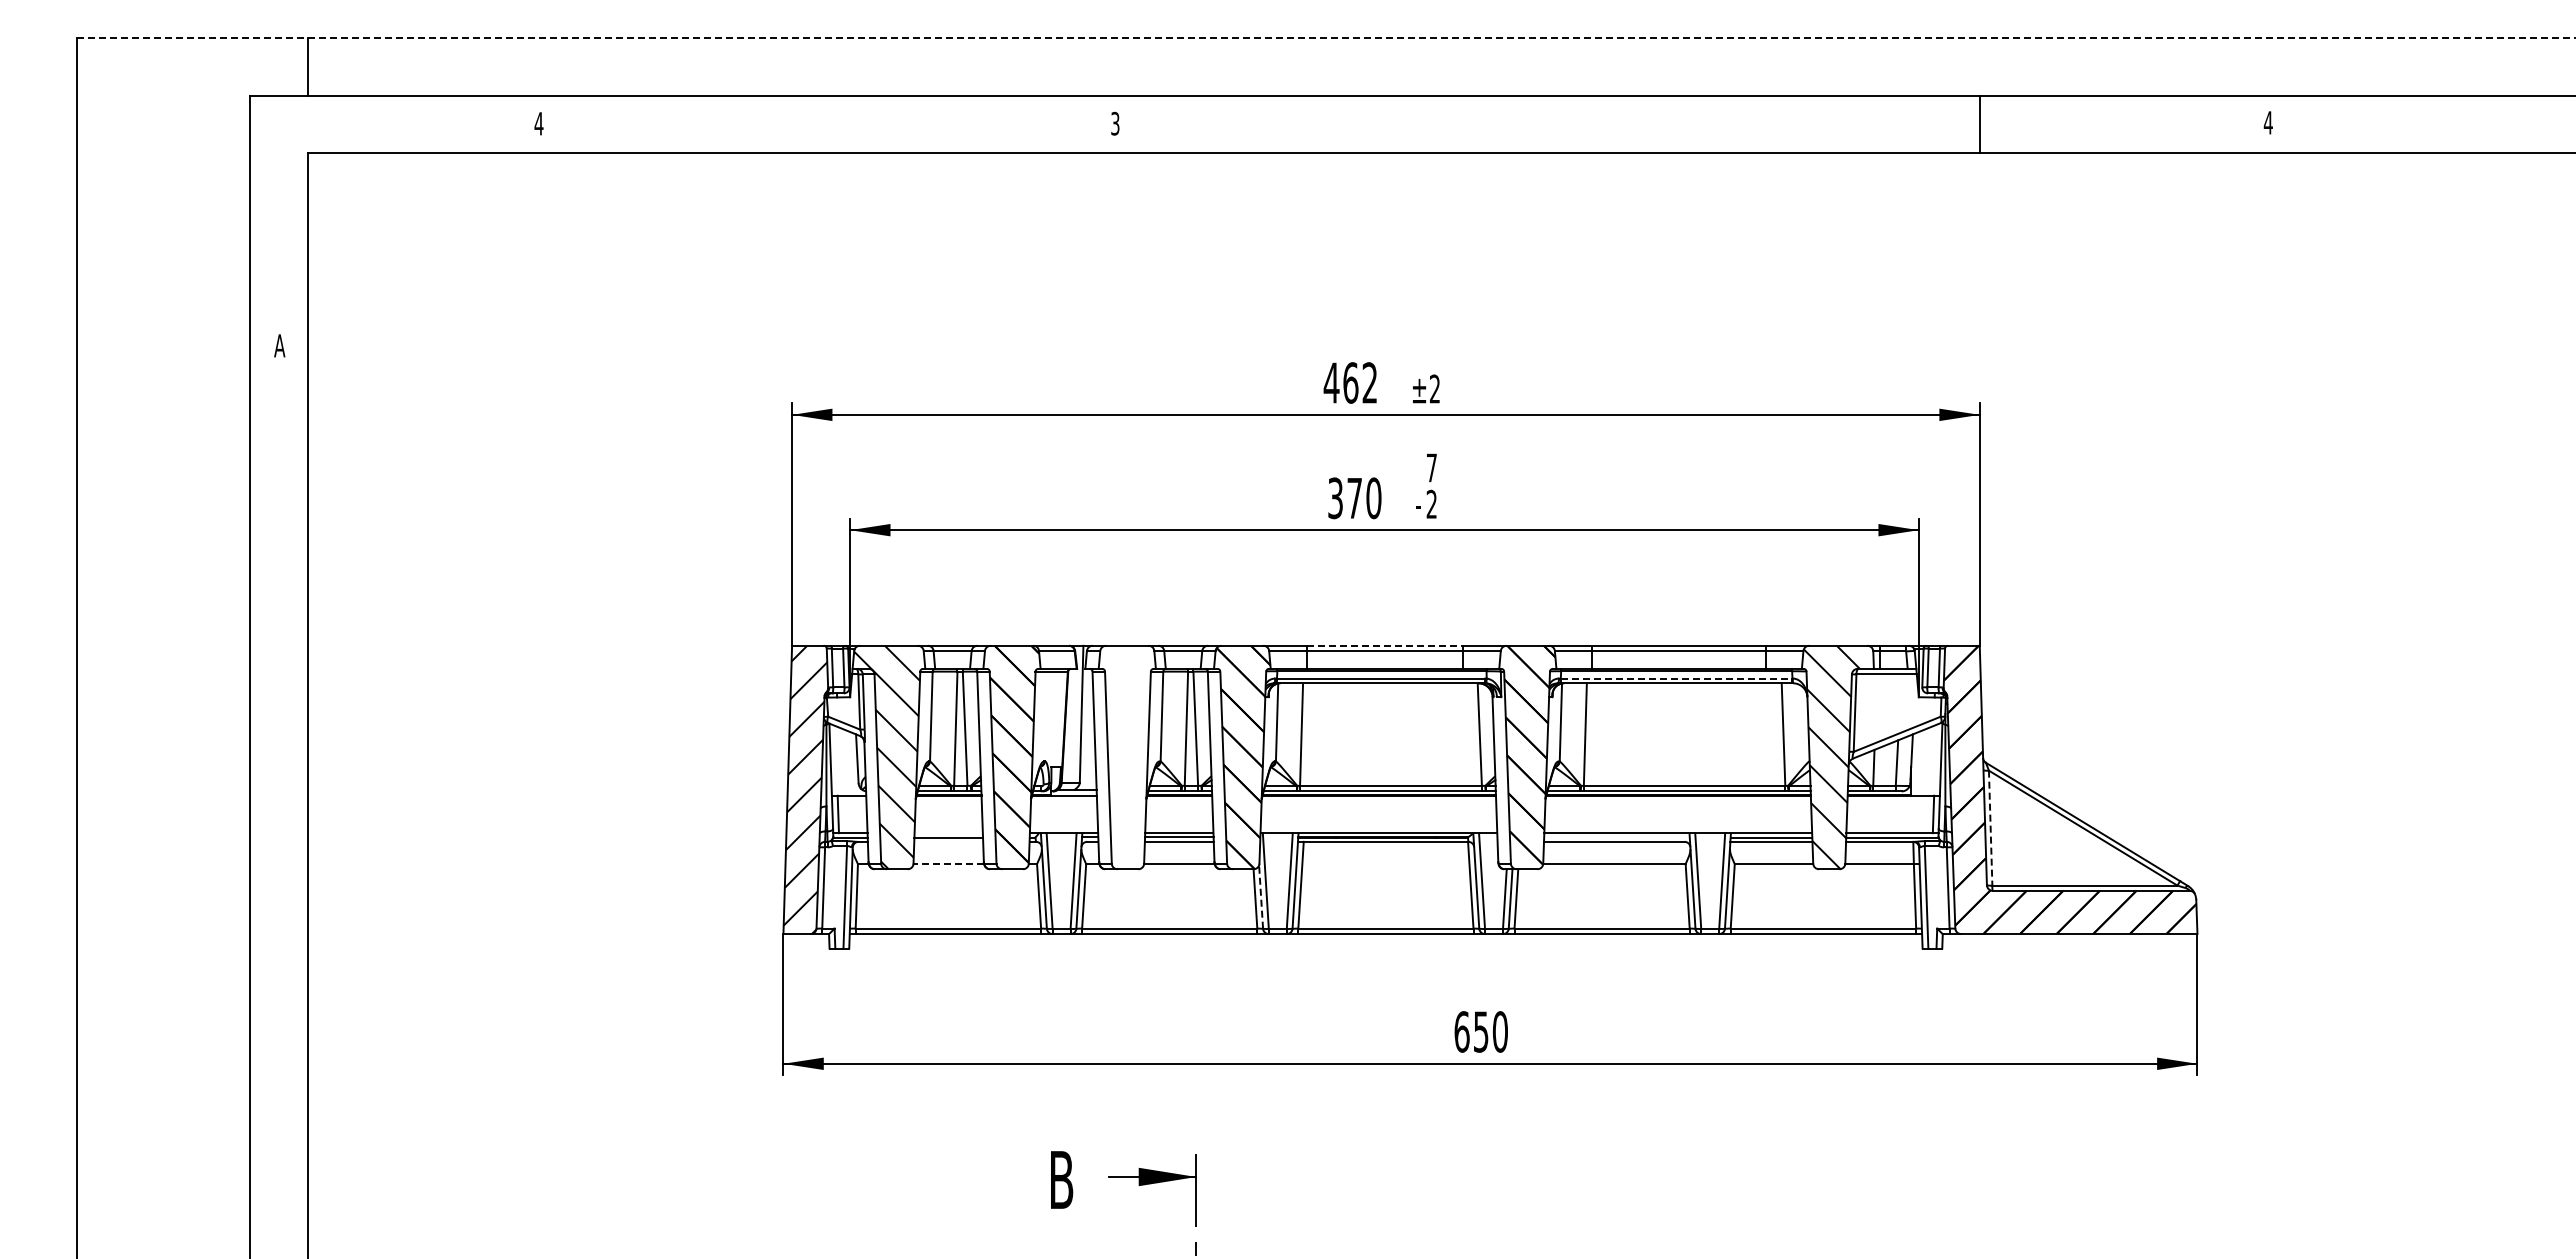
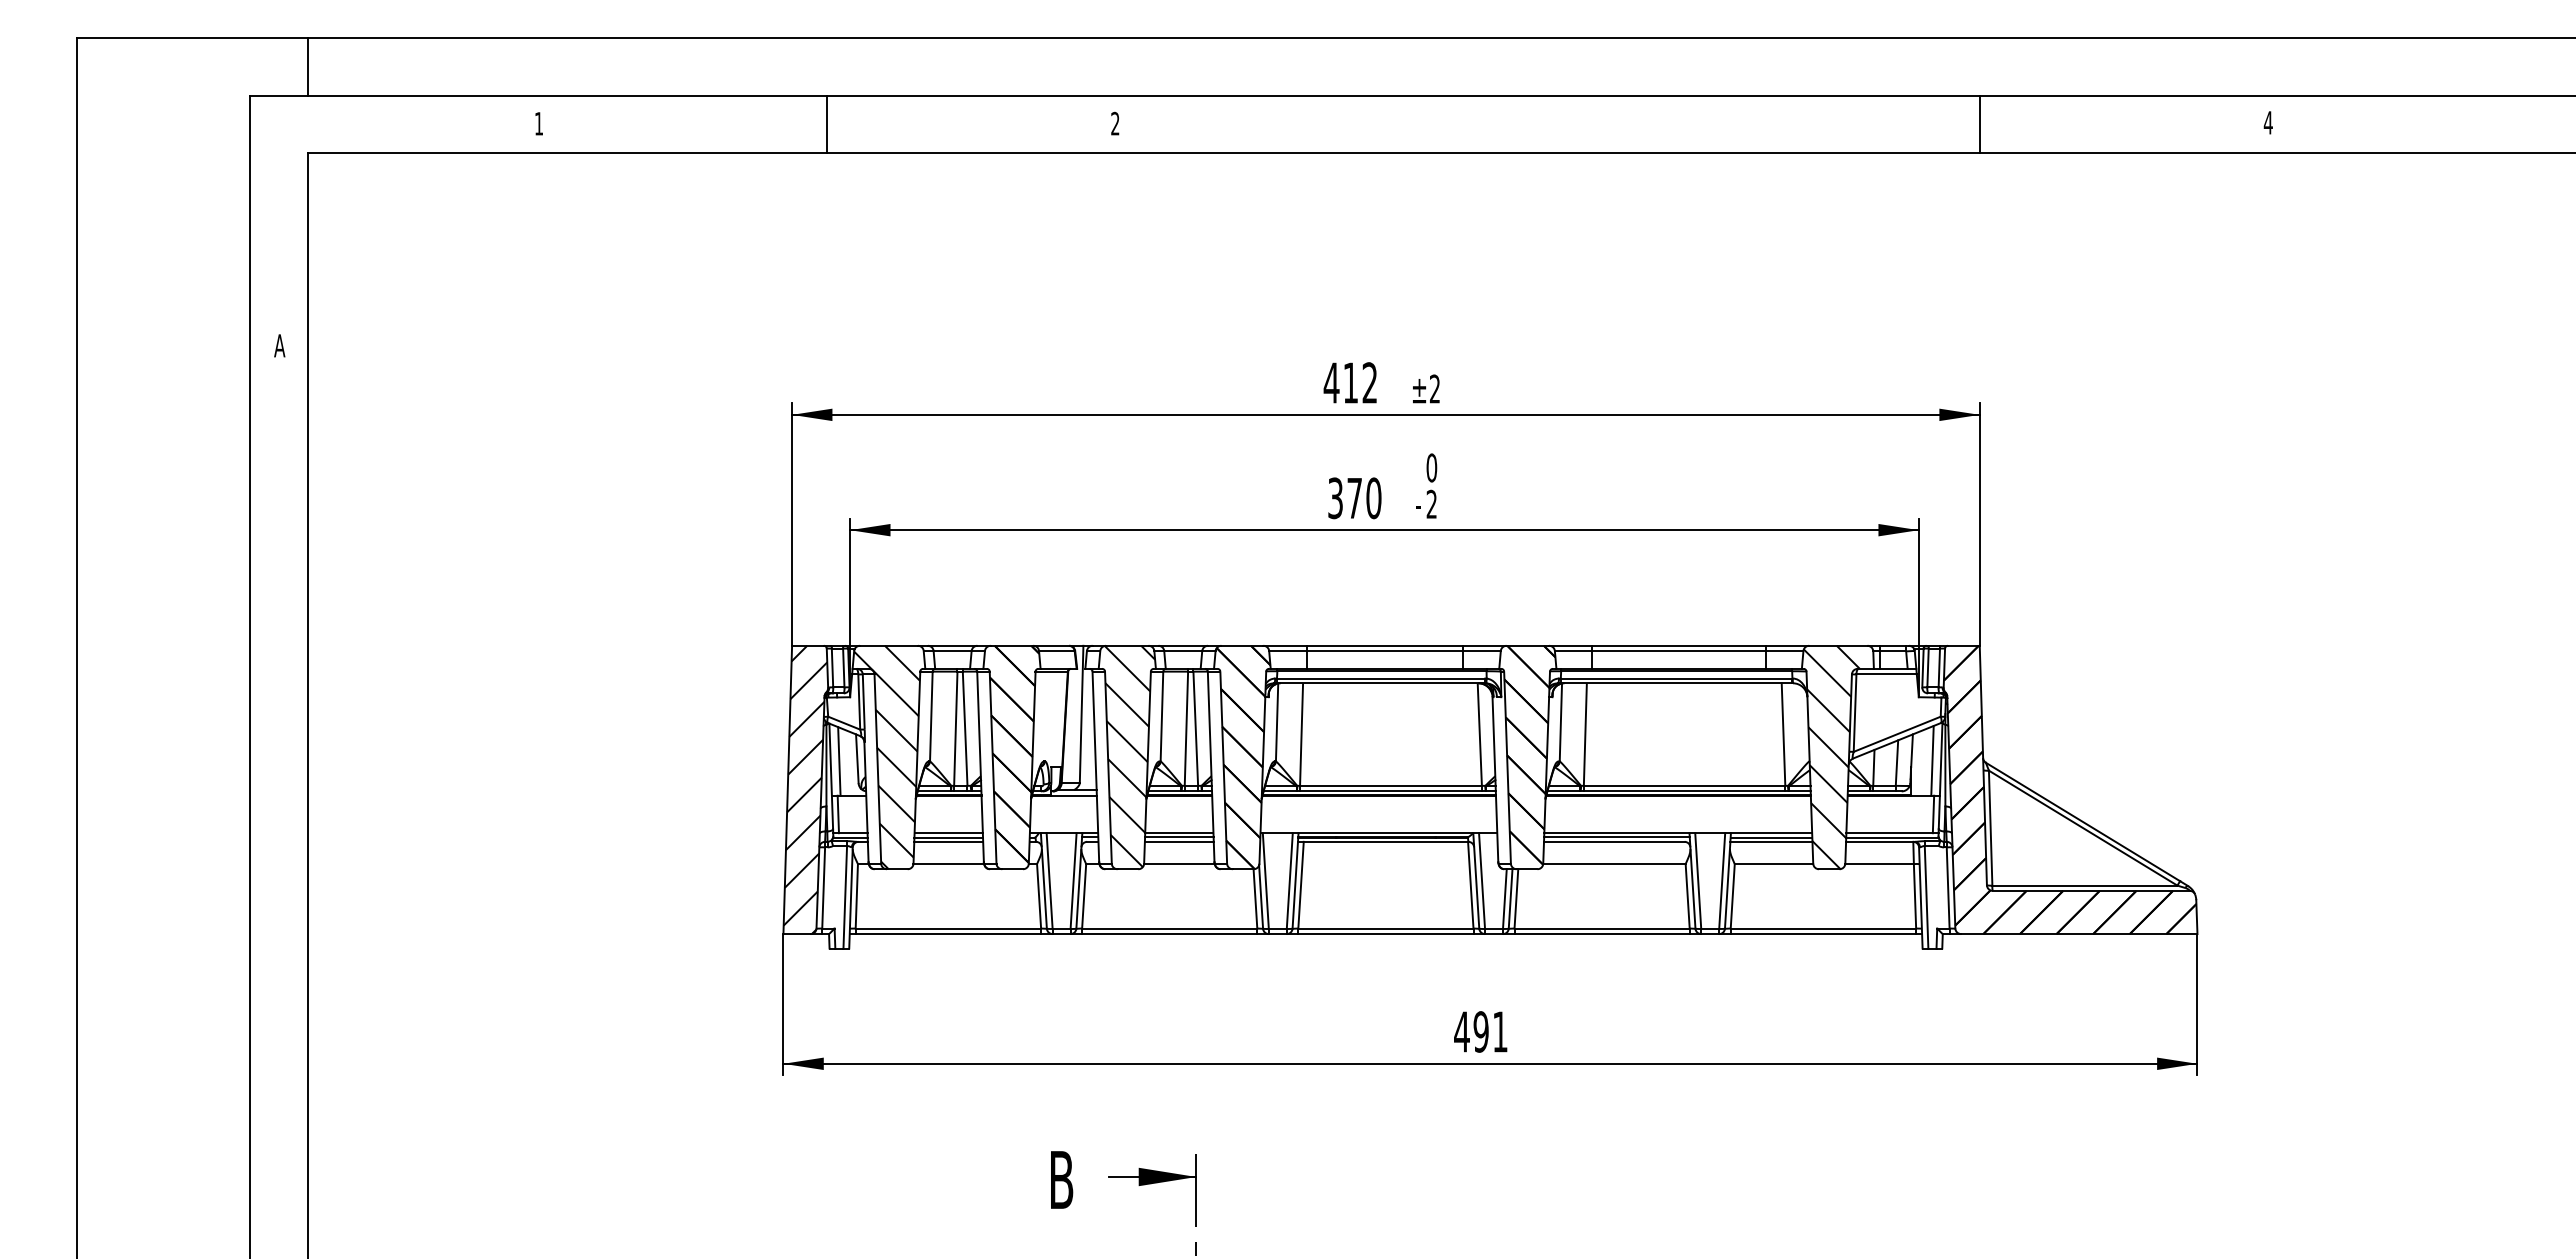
line: dashed -> solid (1326, 37)
text: 4 -> 1 (538, 123)
text: 3 -> 2 (1115, 123)
line: none -> present (826, 124)
text: 462 -> 412 (1350, 382)
text: 7 -> 0 (1431, 467)
line: dashed -> solid (1385, 645)
line: dashed -> solid (1676, 678)
hatch: none -> present (1129, 756)
line: none -> present (1932, 760)
line: none -> present (839, 761)
line: dashed -> solid (1990, 828)
line: none -> present (948, 833)
line: none -> present (1616, 837)
line: none -> present (948, 841)
line: dashed -> solid (948, 864)
line: dashed -> solid (1261, 896)
text: 650 -> 491 (1480, 1031)
